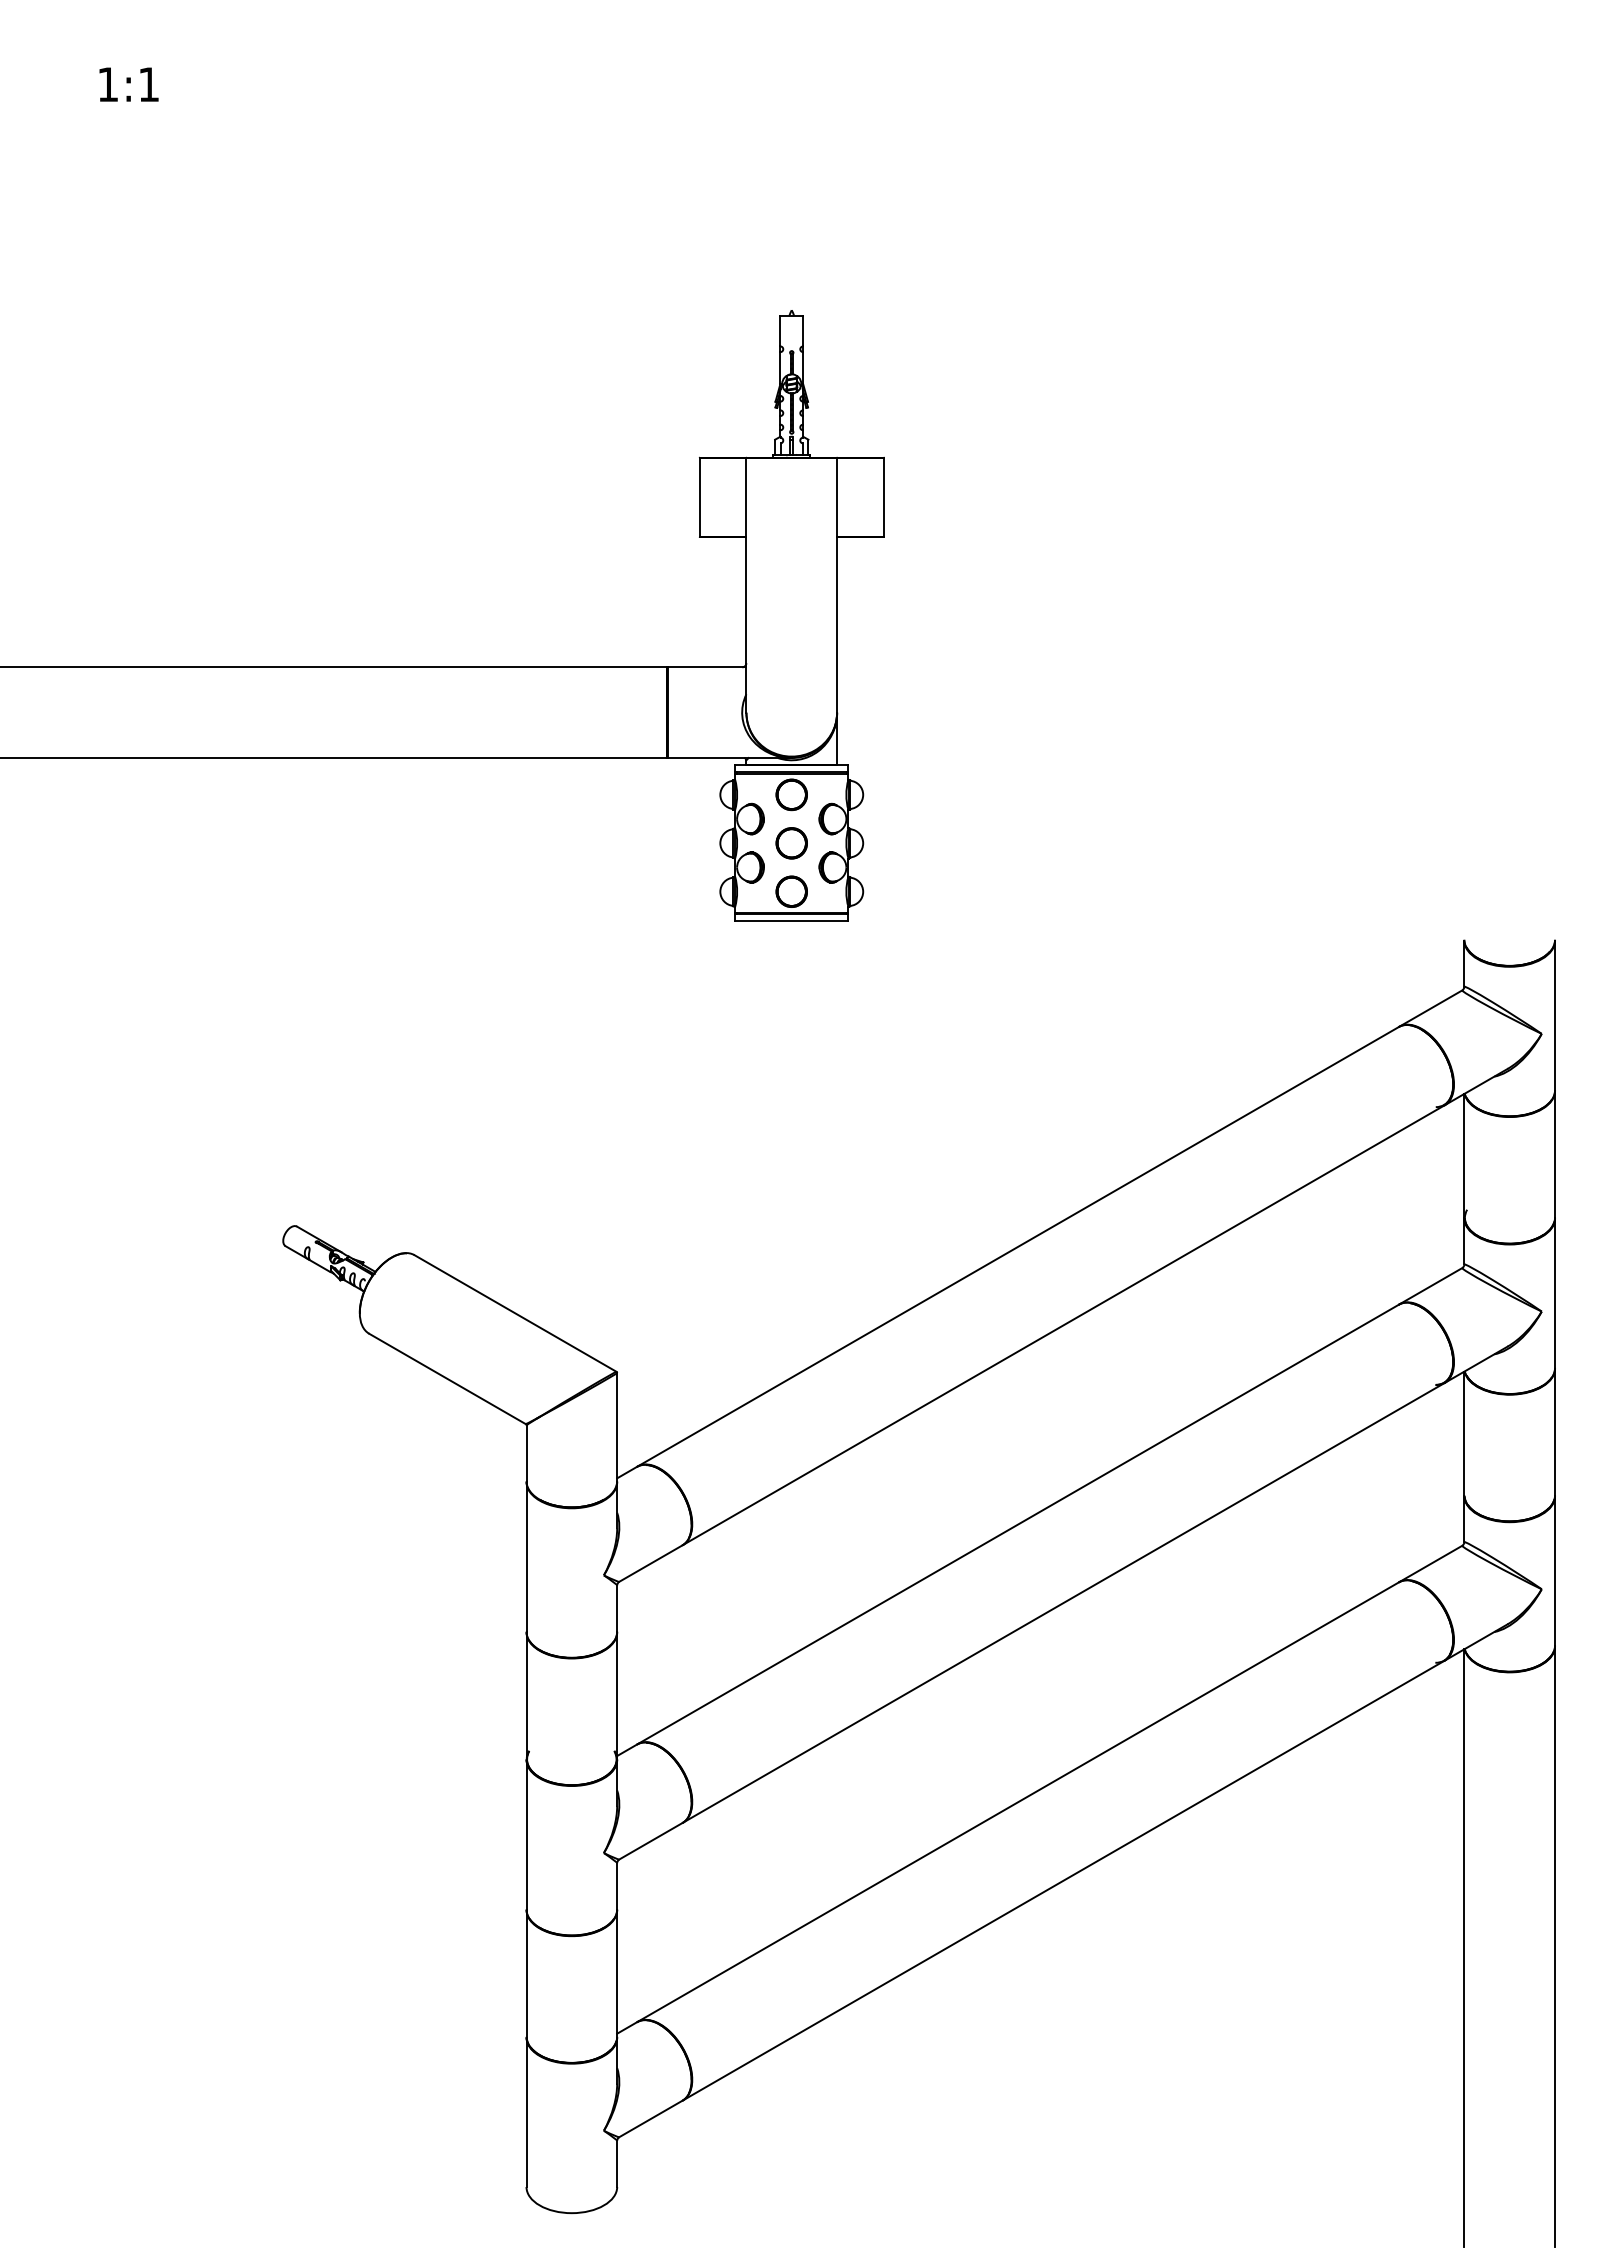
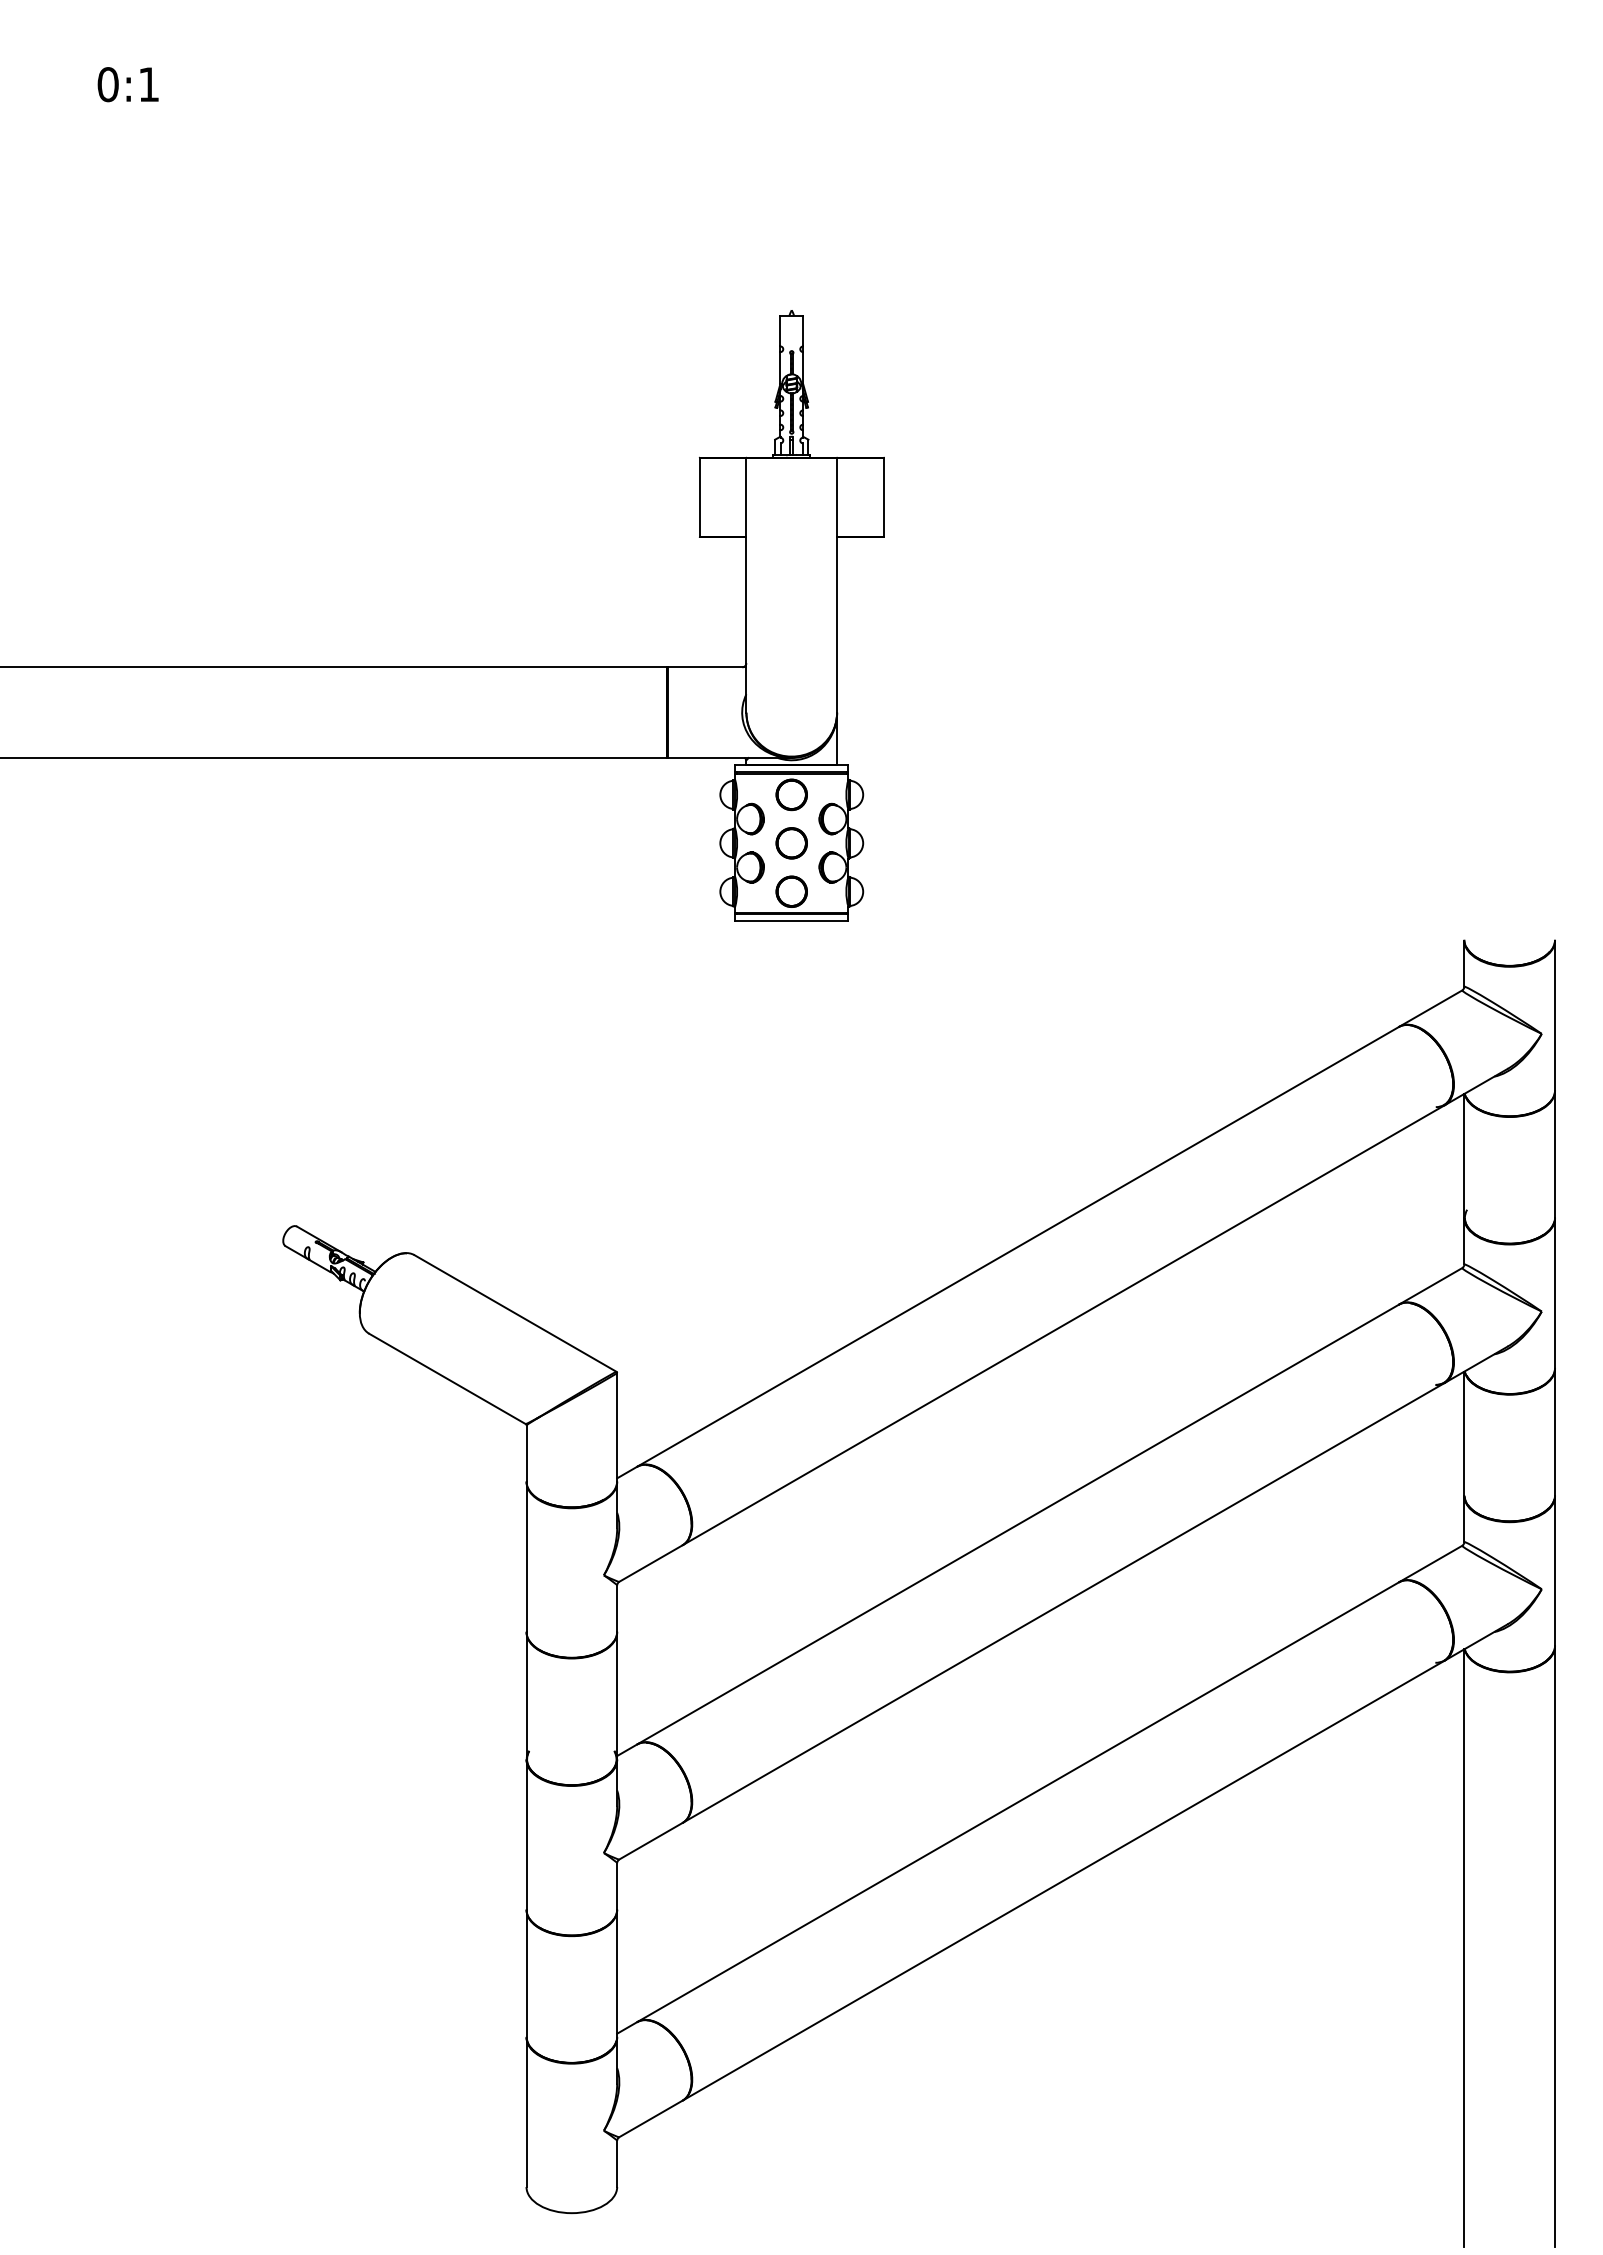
text: 1:1 -> 0:1 (107, 84)
